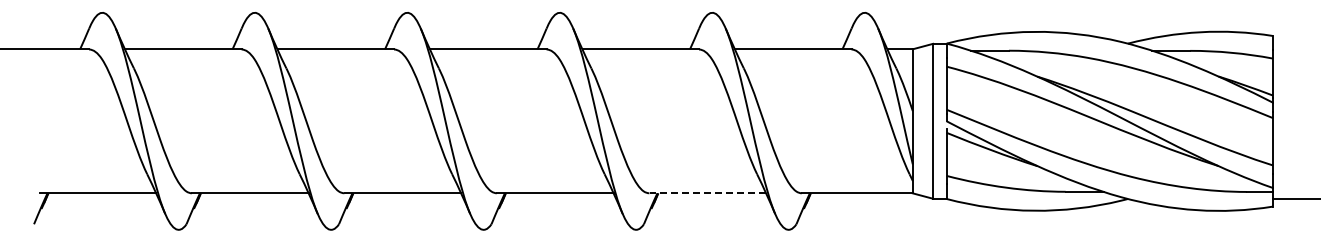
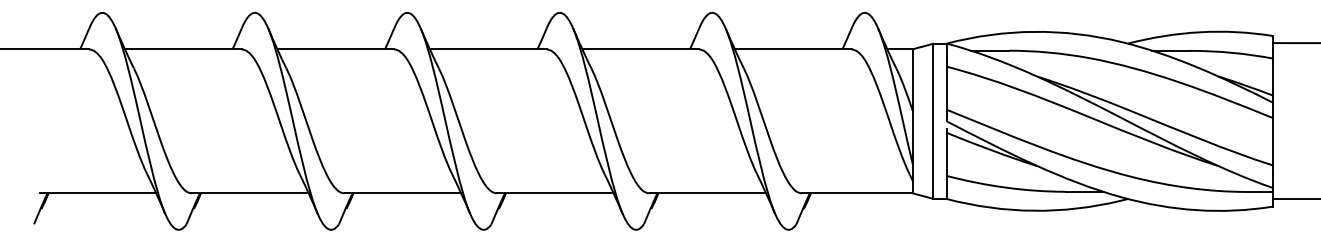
line: none -> present (1294, 43)
line: dashed -> solid (707, 193)
